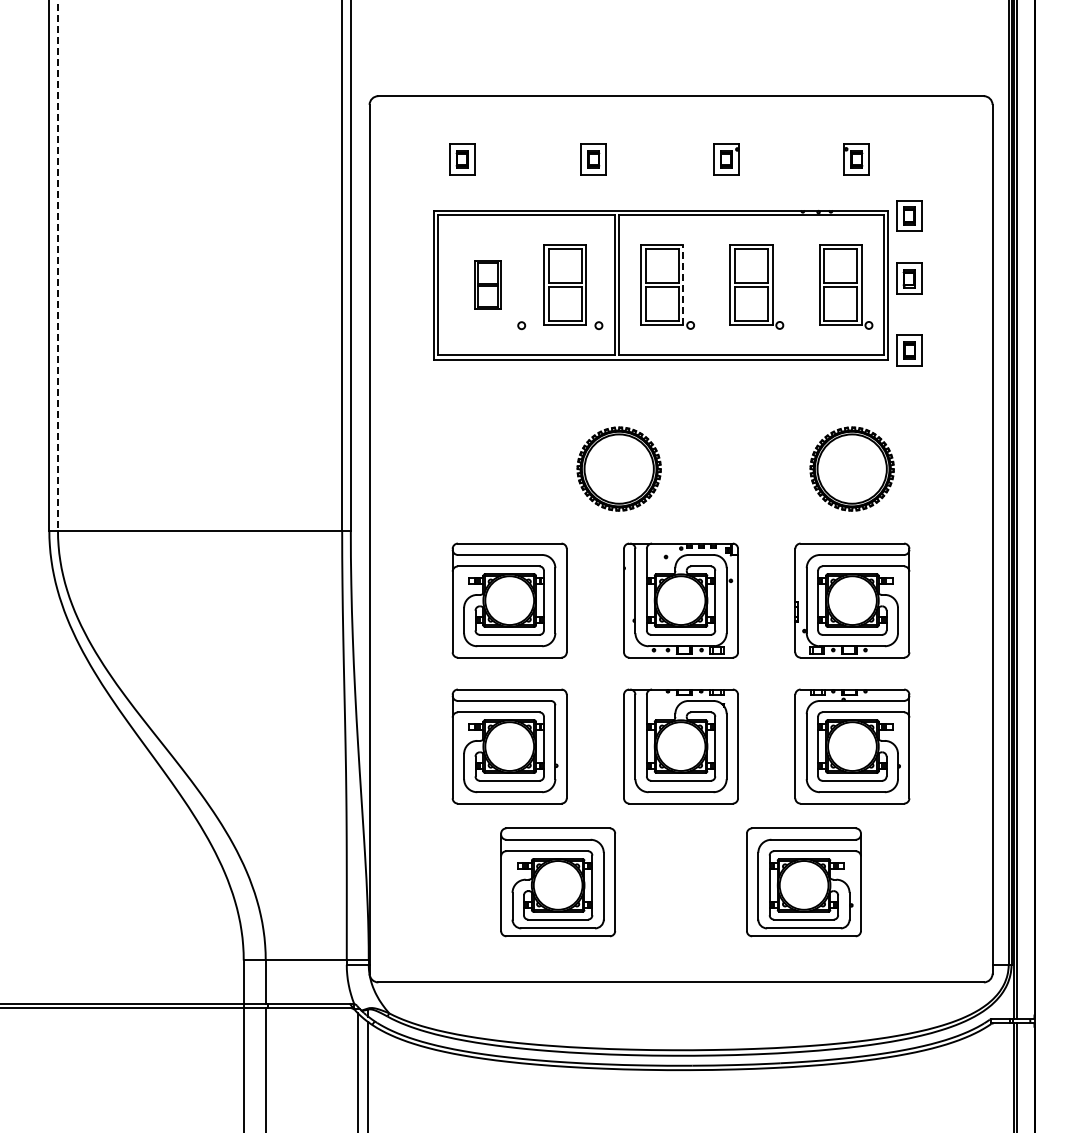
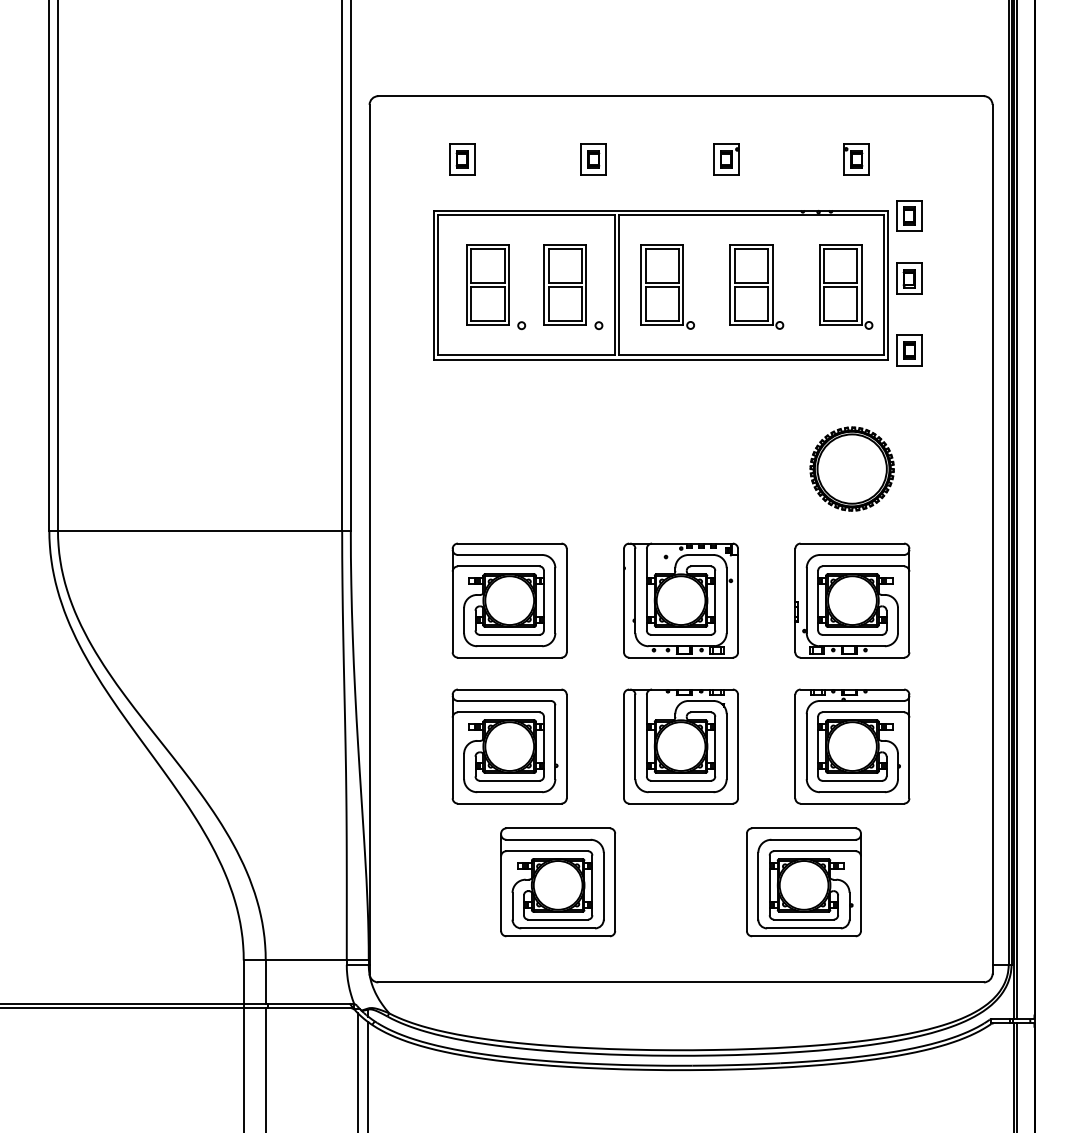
line: dashed -> solid (57, 265)
part size: 28x50 px -> 44x82 px (487, 284)
line: dashed -> solid (683, 284)
part: present -> none (618, 468)
